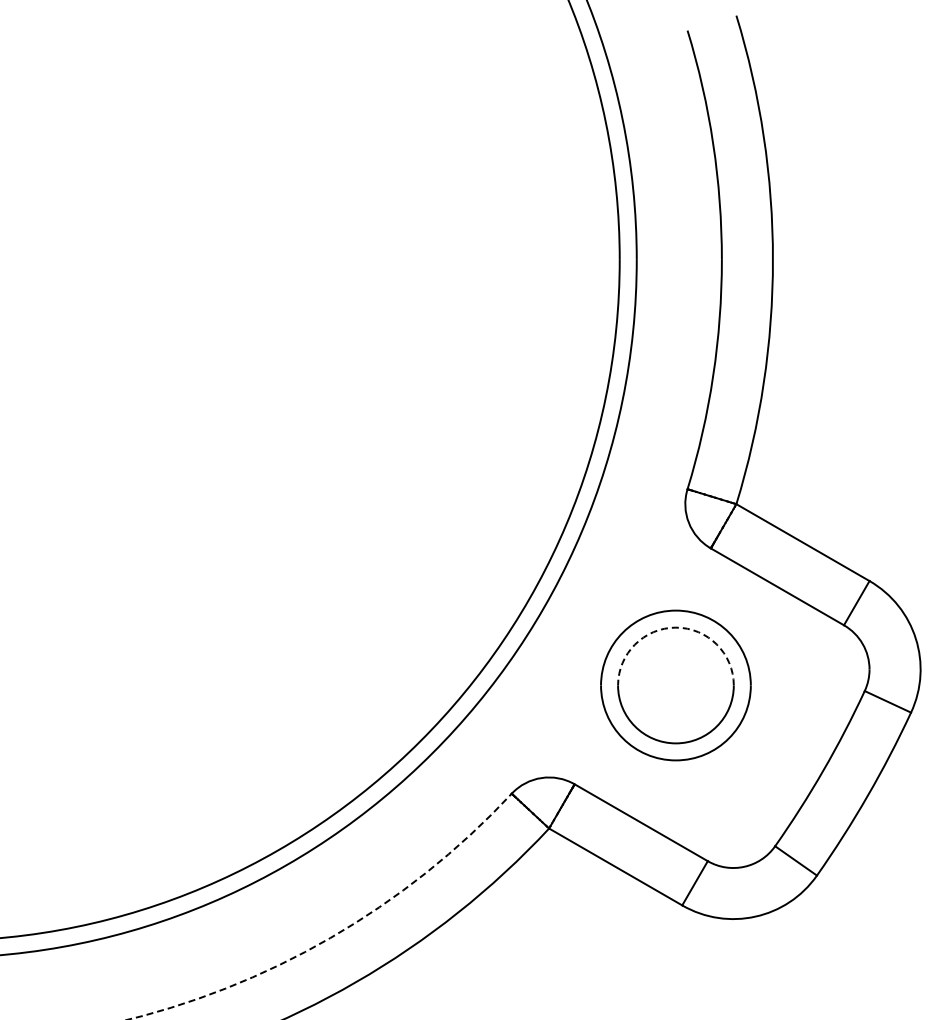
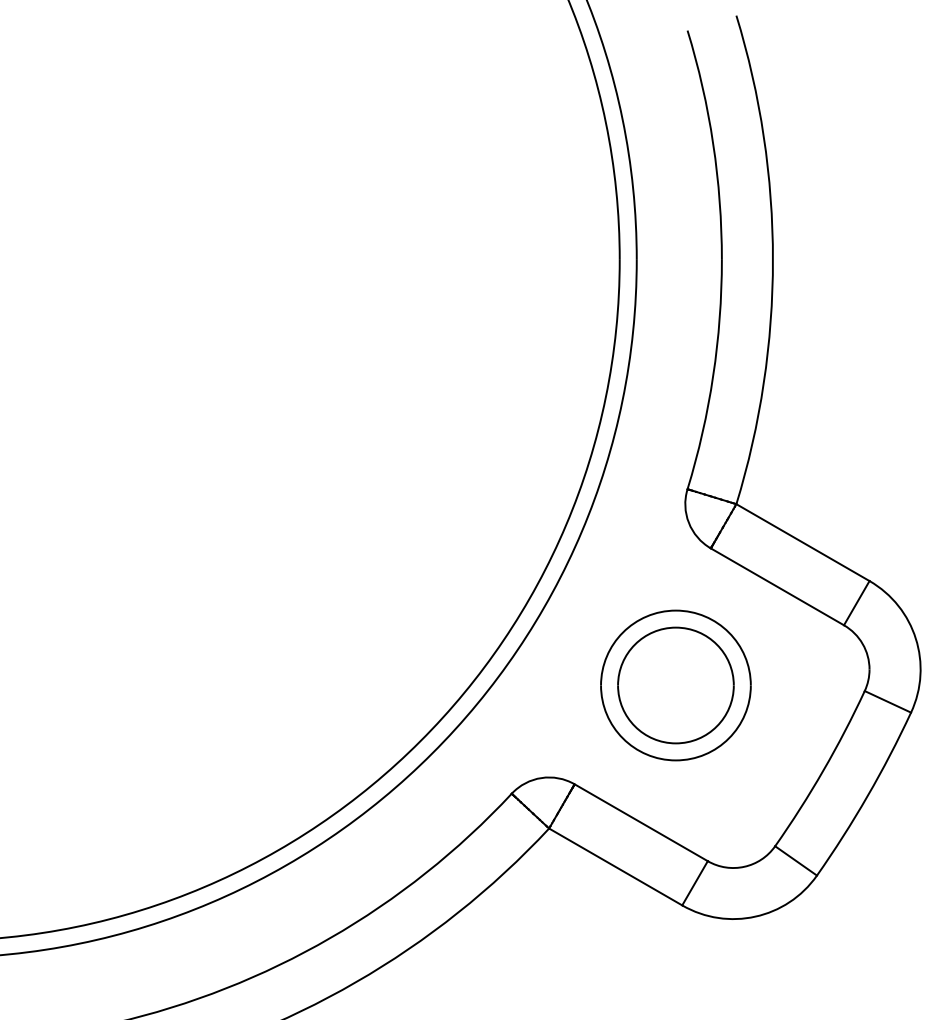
arc: dashed -> solid (675, 627)
arc: dashed -> solid (335, 935)
